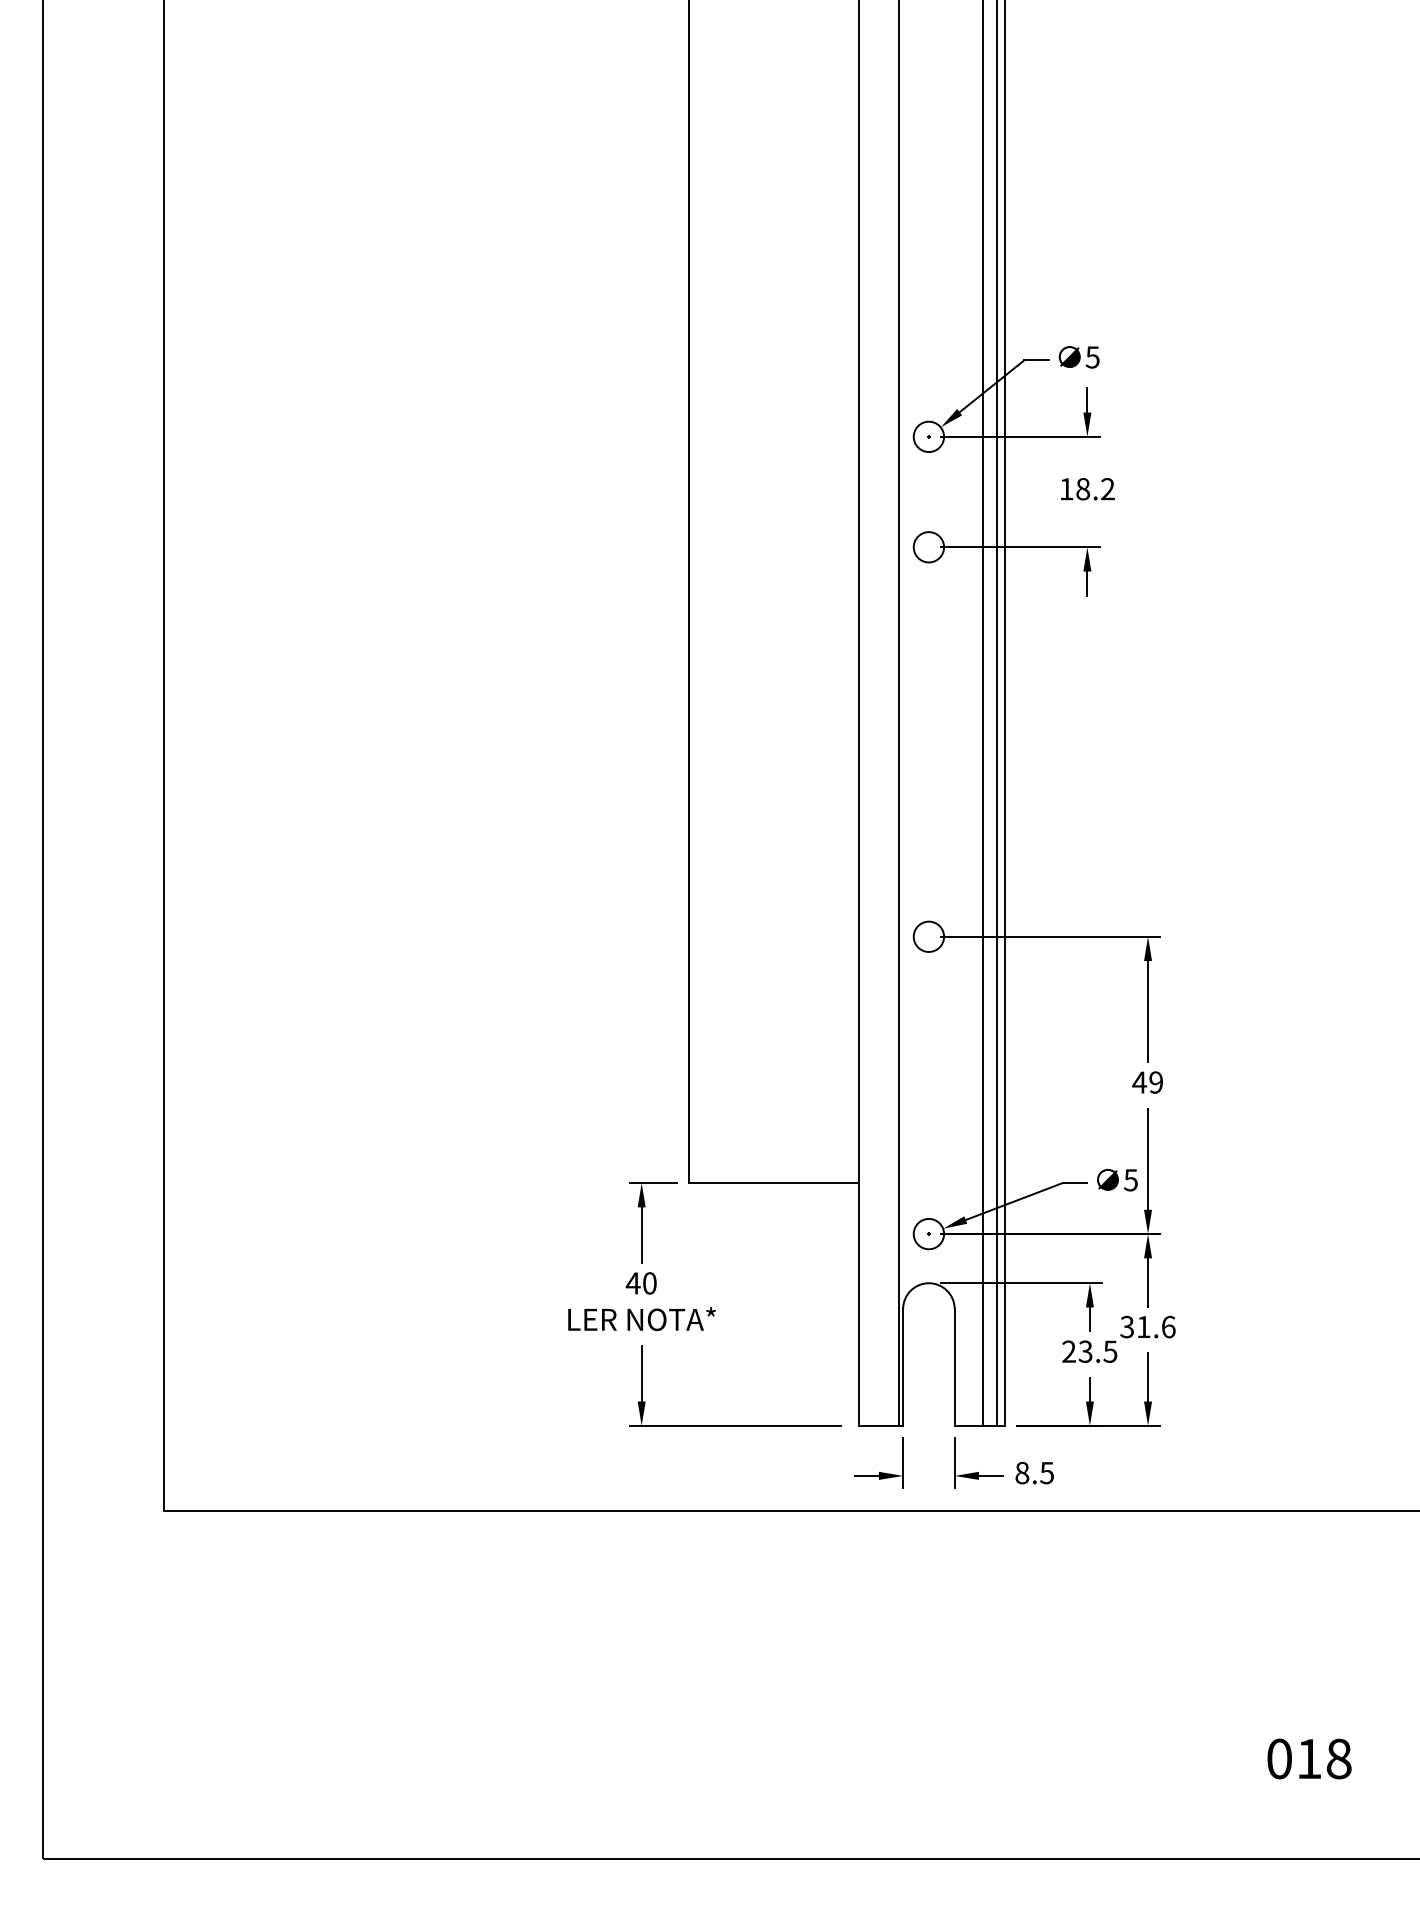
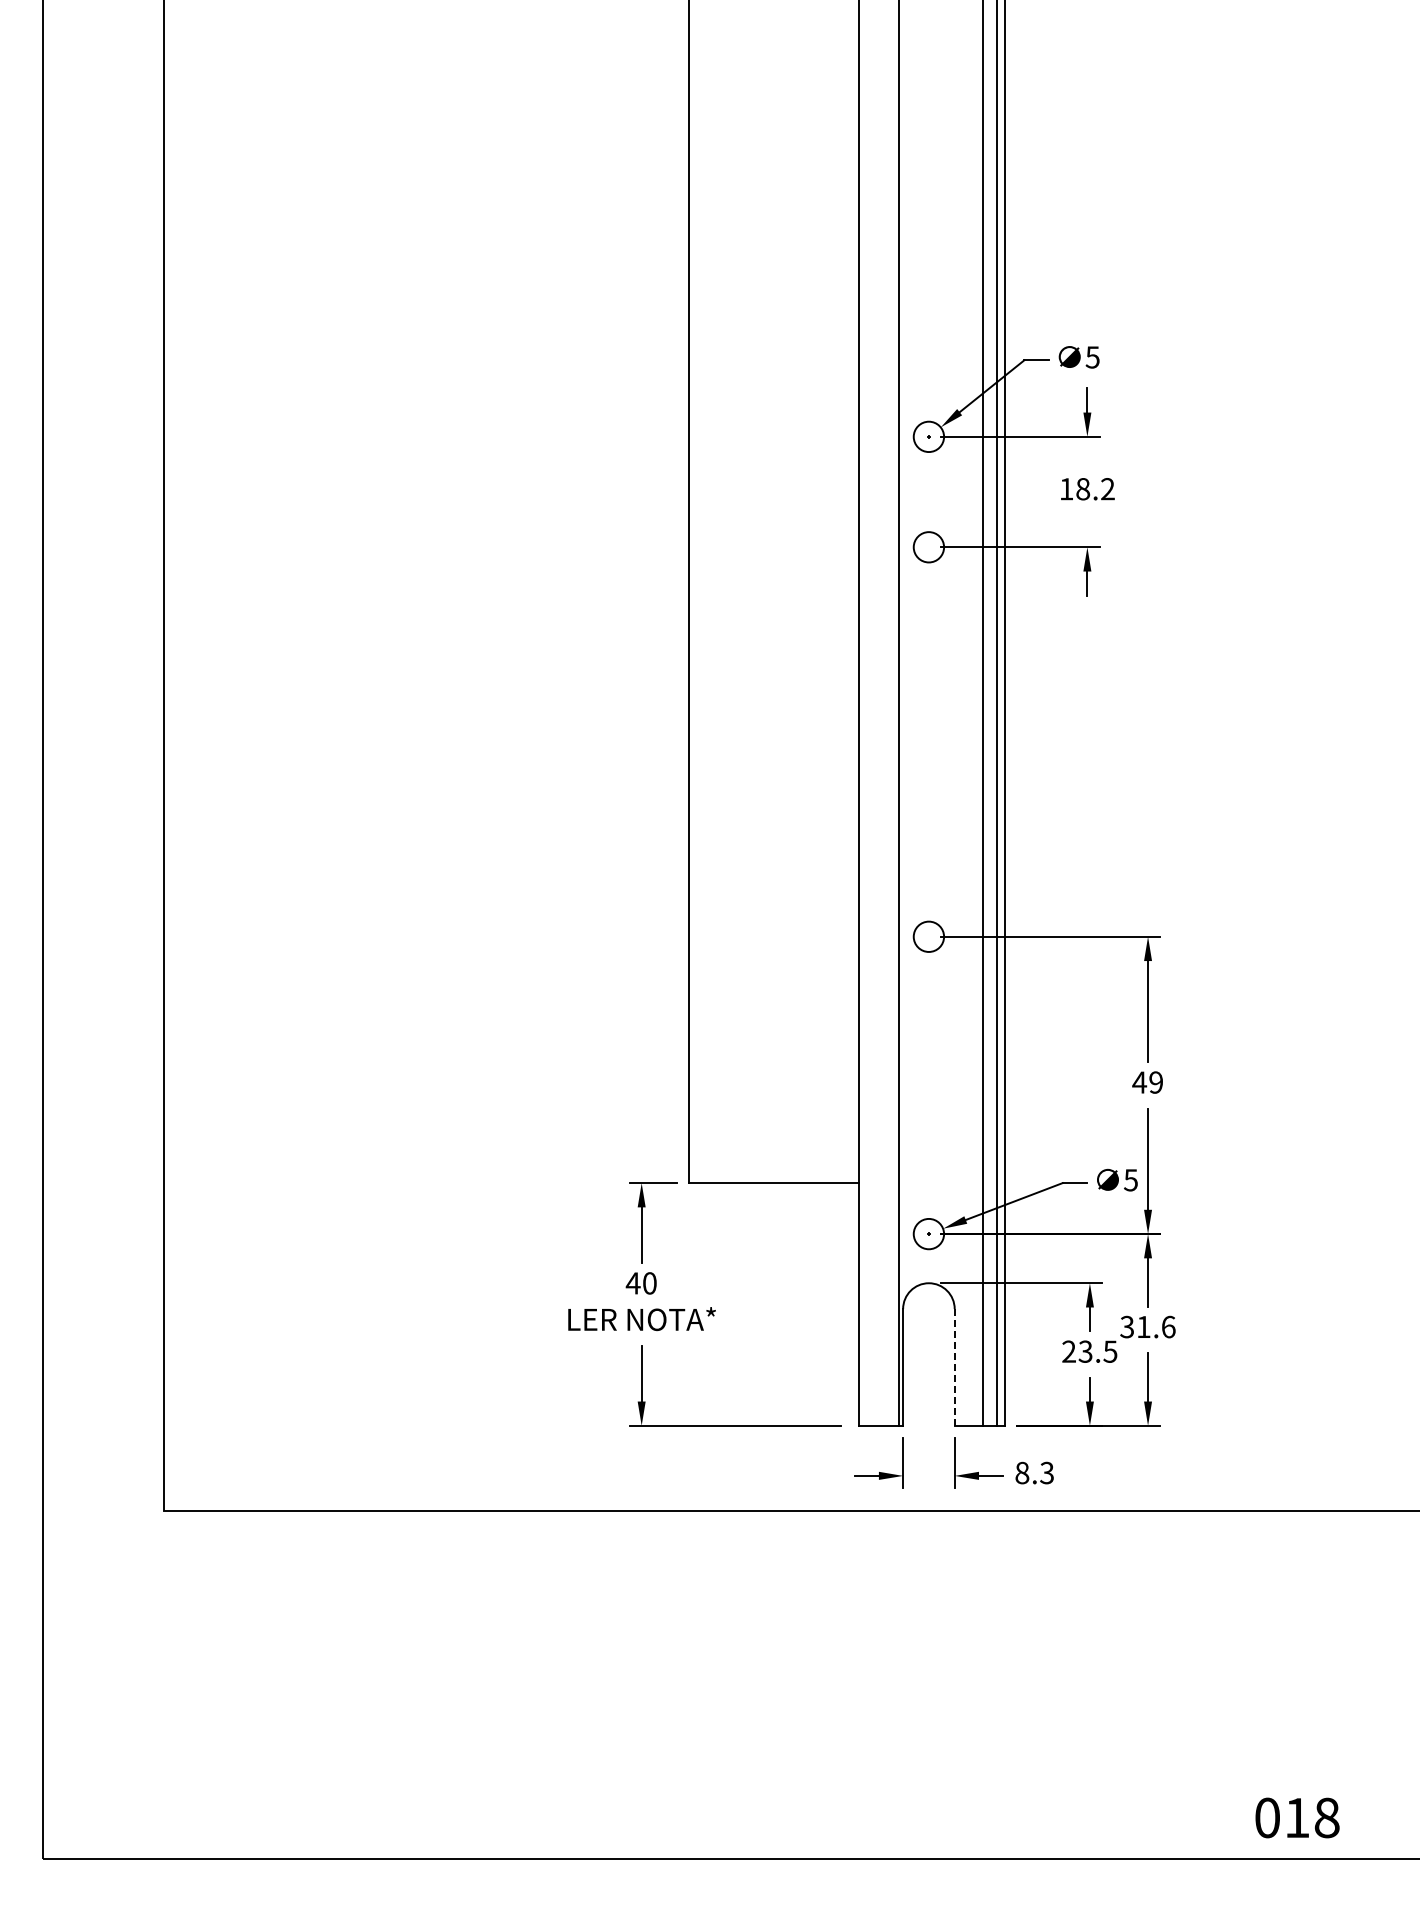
line: solid -> dashed (954, 1366)
text: 8.5 -> 8.3 (1046, 1472)
text position: (1309, 1758) -> (1297, 1817) (1297, 1817)
